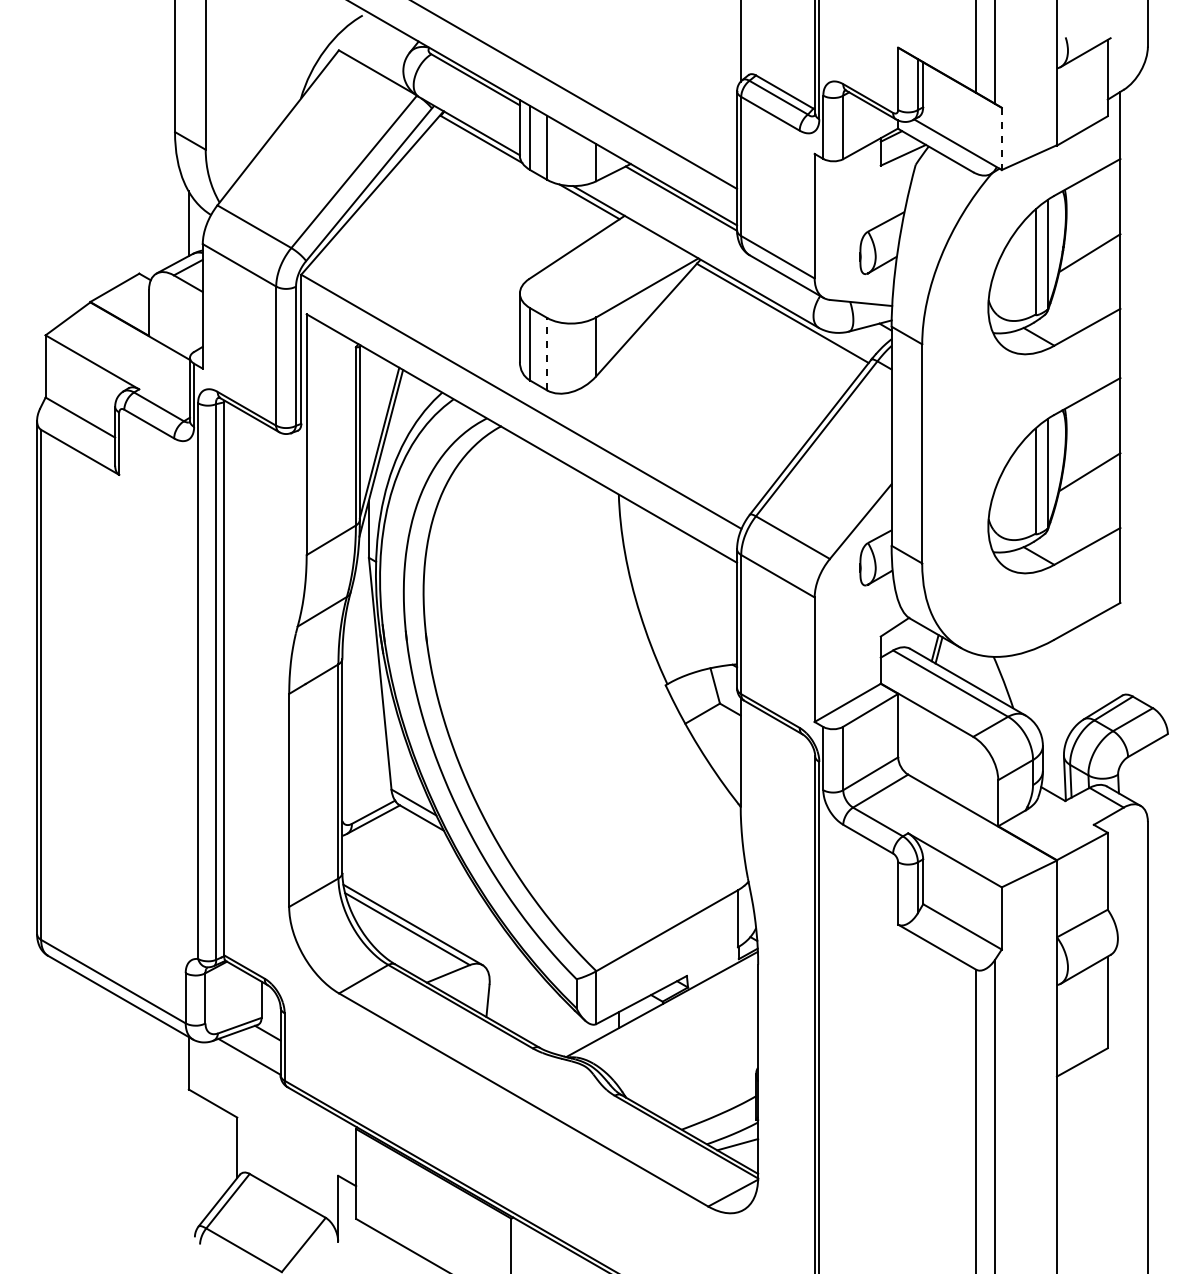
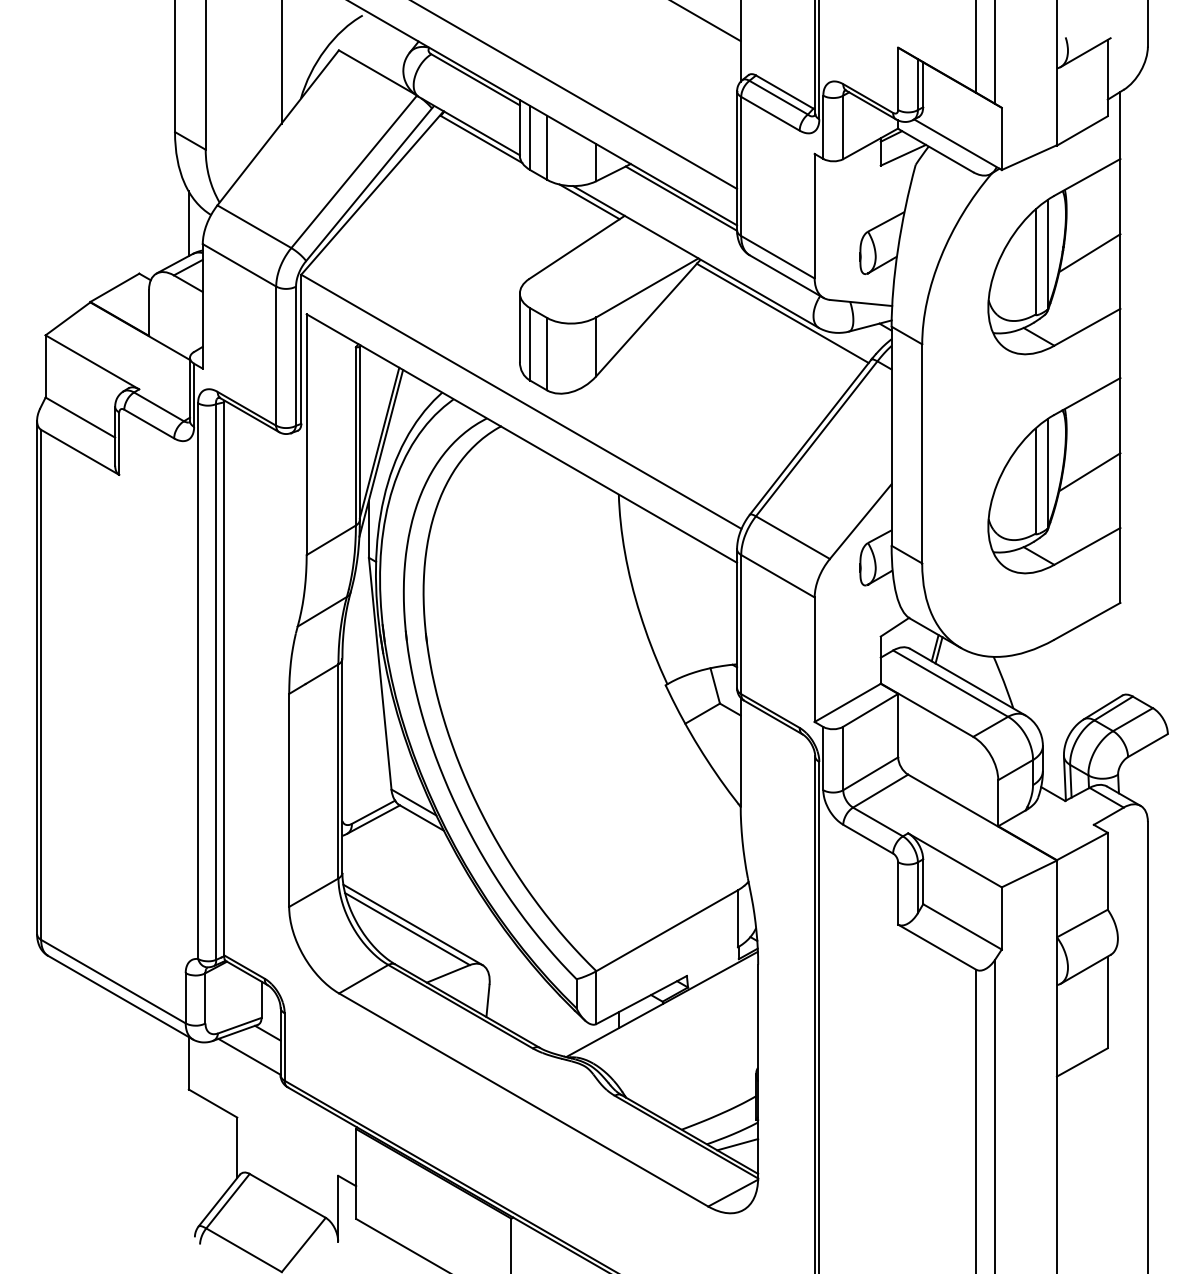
line: none -> present (706, 21)
line: none -> present (281, 62)
line: dashed -> solid (1001, 139)
line: dashed -> solid (547, 353)
